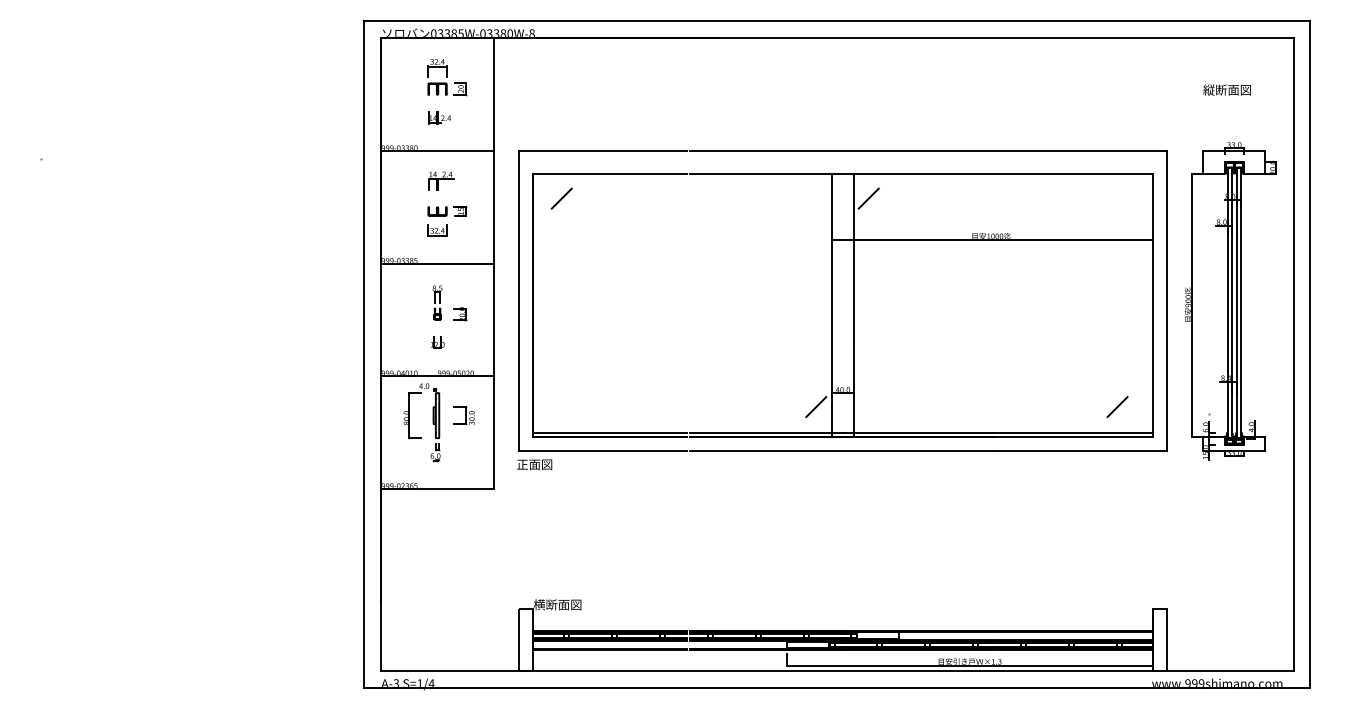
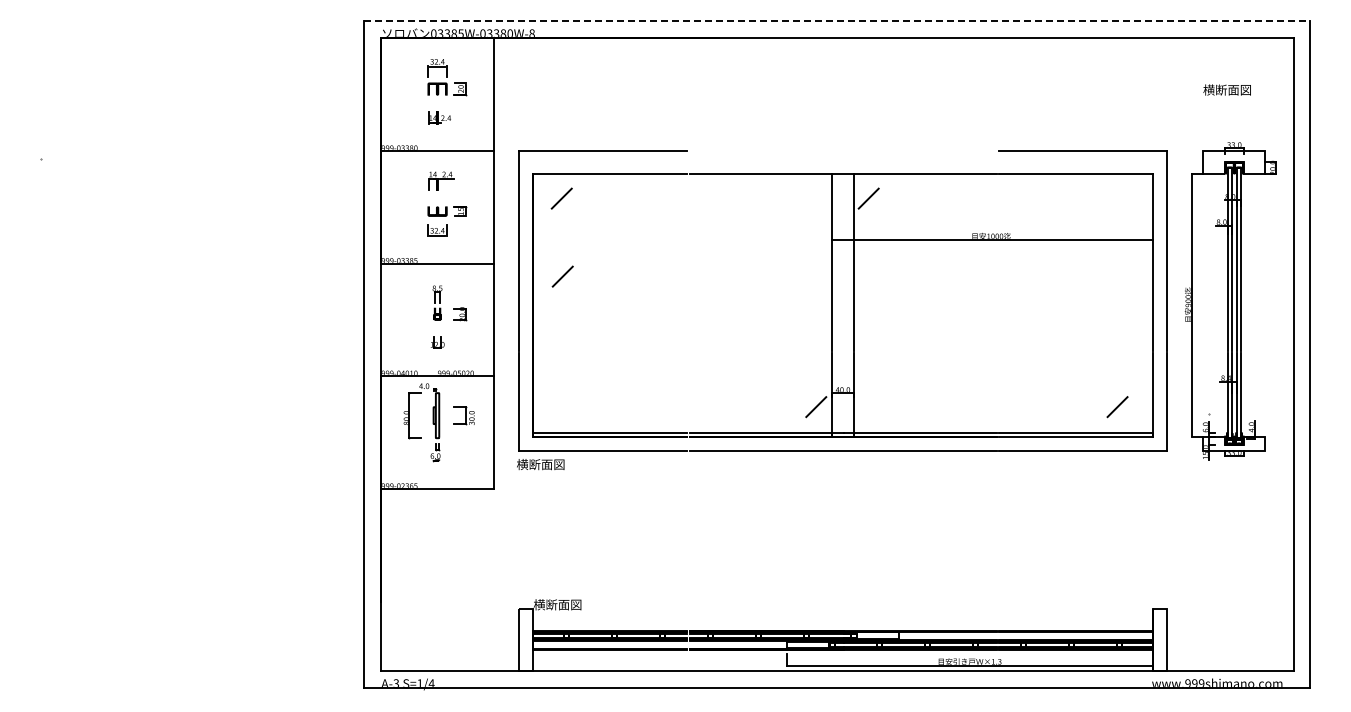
line: solid -> dashed (837, 21)
text: 縦断面図 -> 横断面図 (1208, 89)
line: present -> none (842, 151)
line: none -> present (562, 276)
text: 正面図 -> 横断面図 (540, 464)
